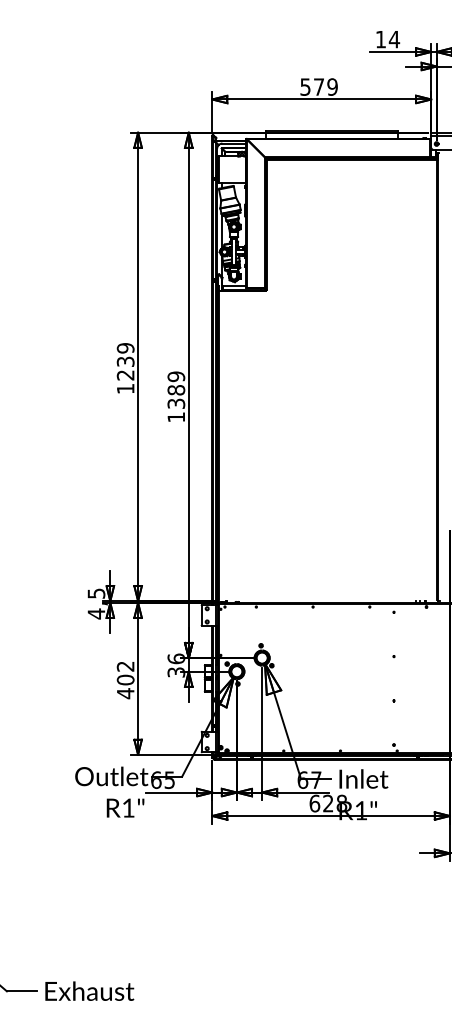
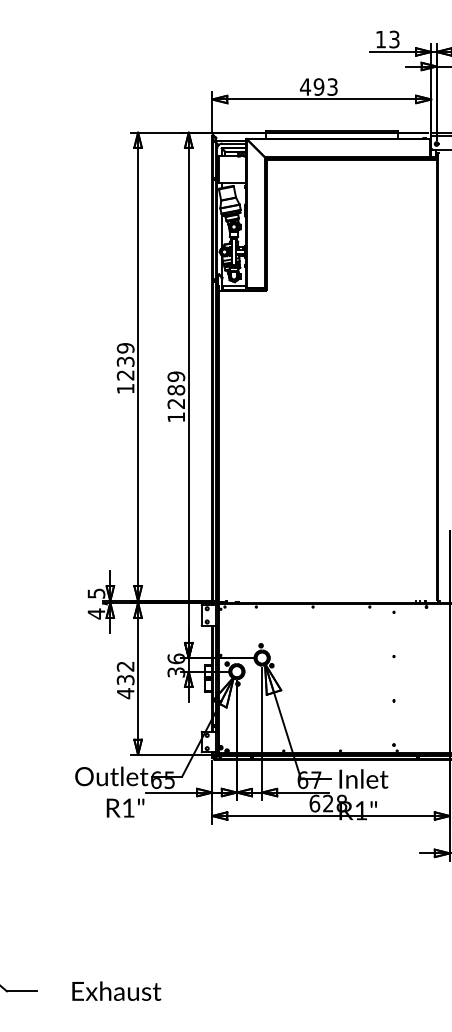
text: 14 -> 13 (394, 39)
text: 579 -> 493 (318, 86)
text: 1389 -> 1289 (176, 403)
text: 402 -> 432 (125, 679)
text position: (89, 990) -> (116, 990) (116, 990)
